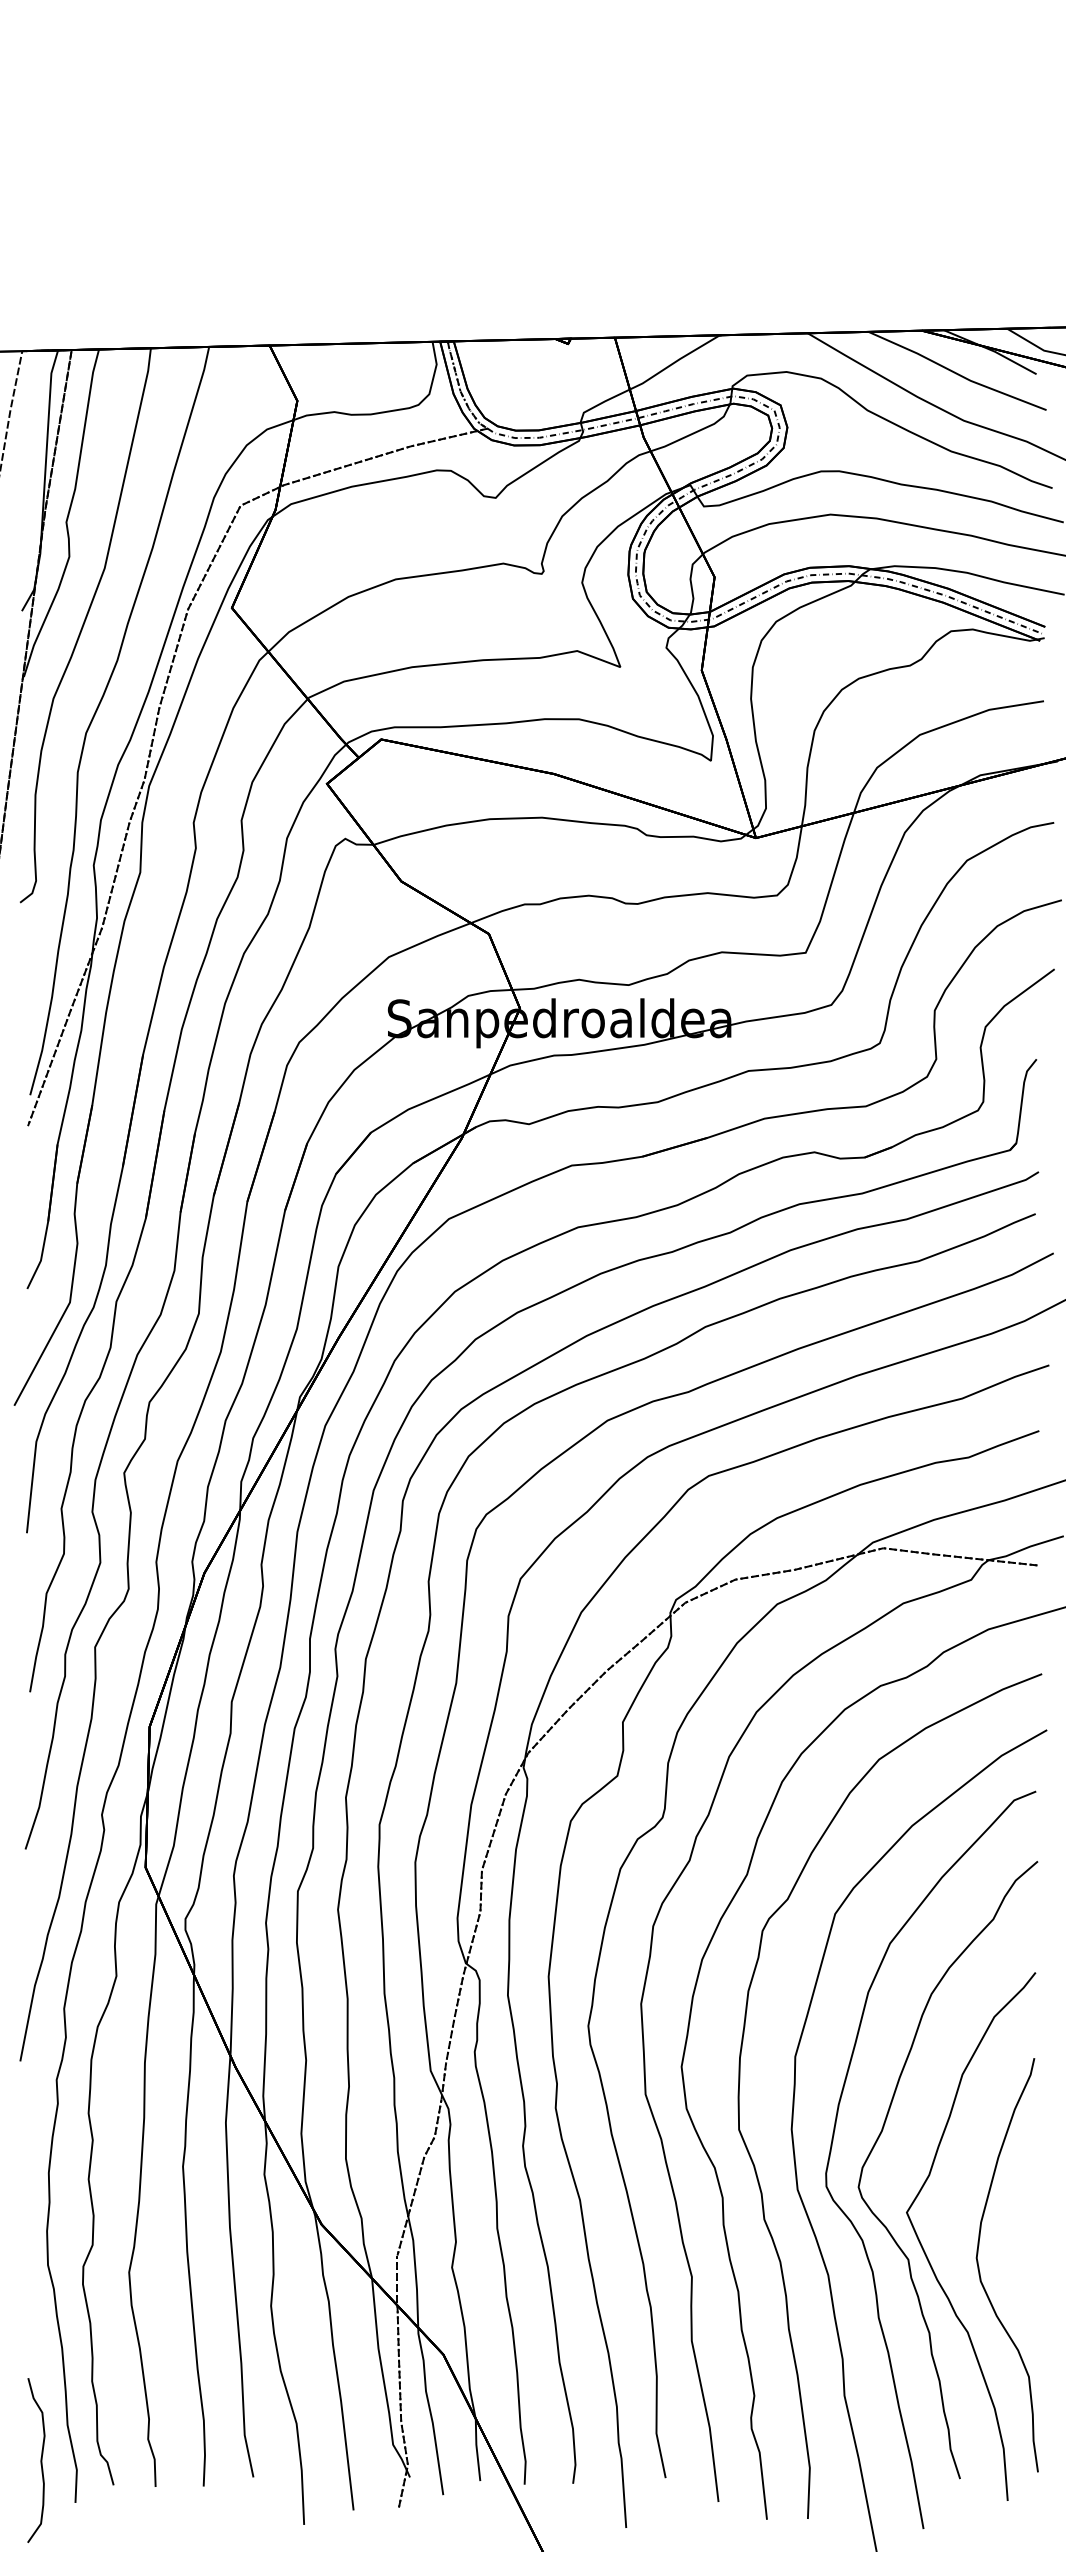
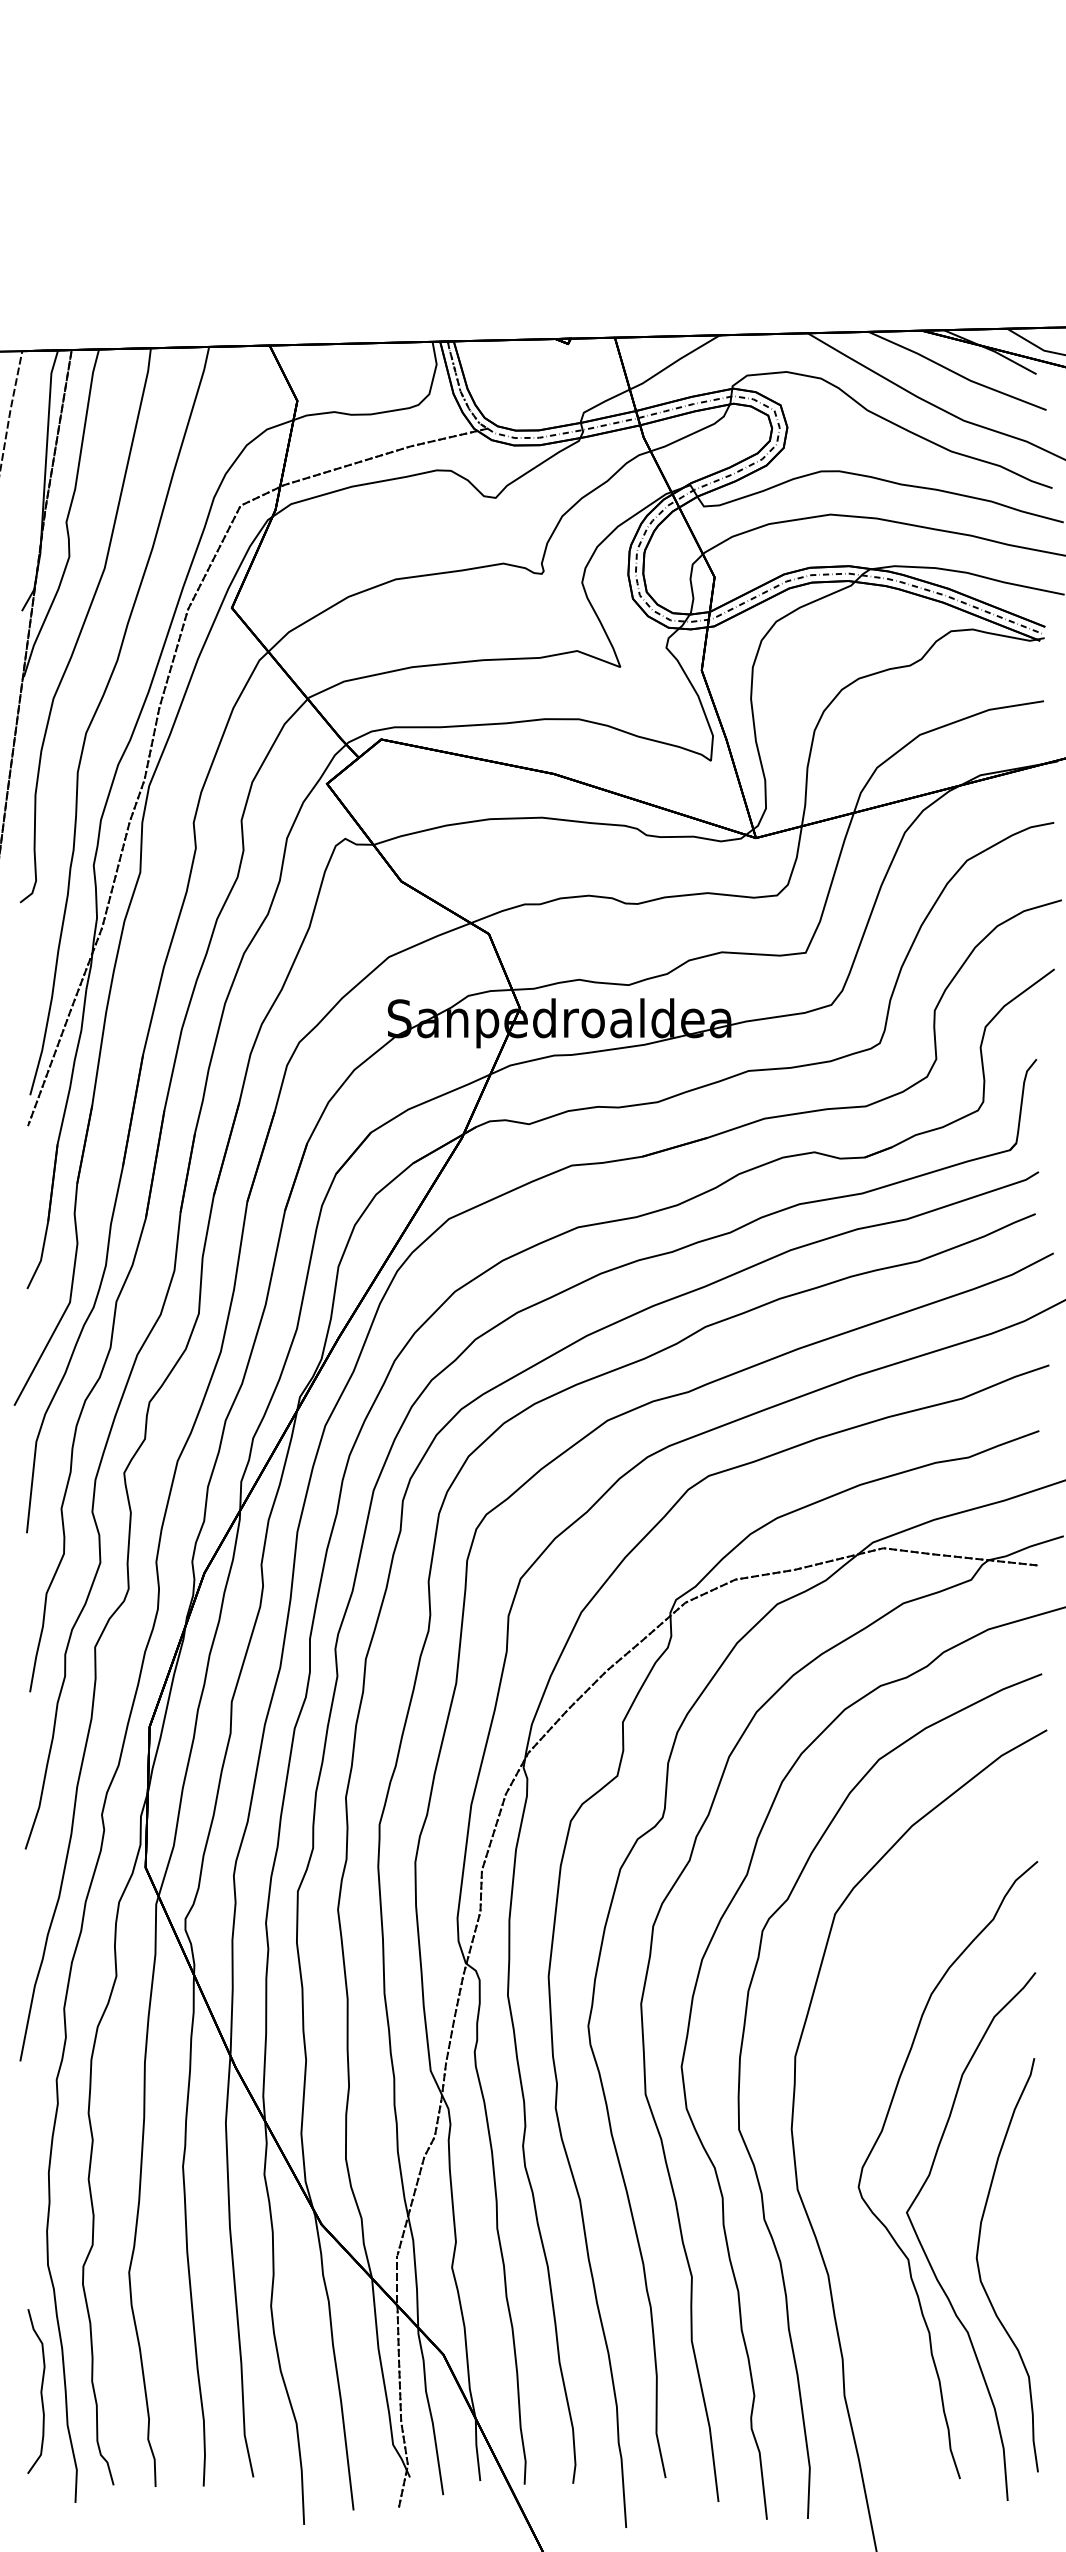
curve: present -> none (833, 2141)
curve position: (40, 2460) -> (40, 2391) (40, 2391)
